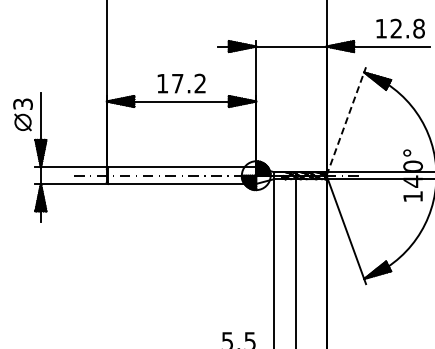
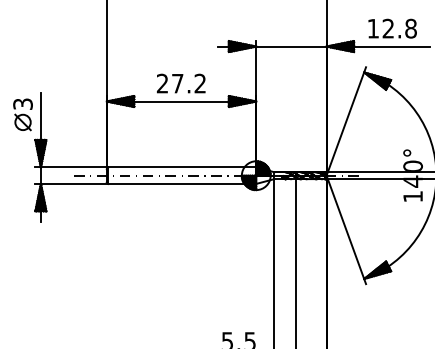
text position: (400, 28) -> (392, 28) (392, 28)
text: 17.2 -> 27.2 (161, 83)
line: dashed -> solid (346, 121)
